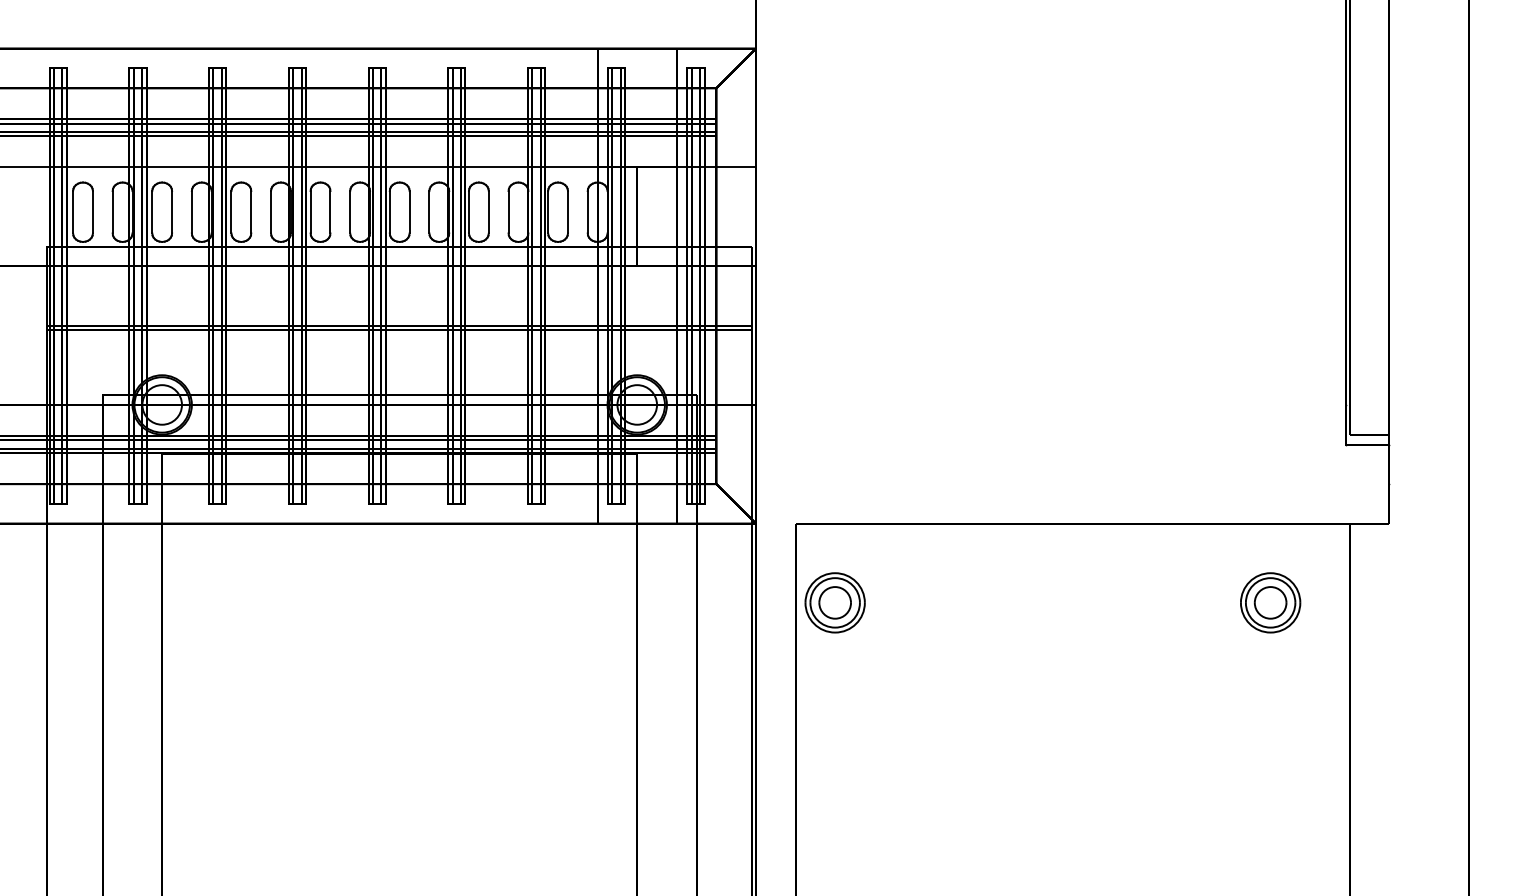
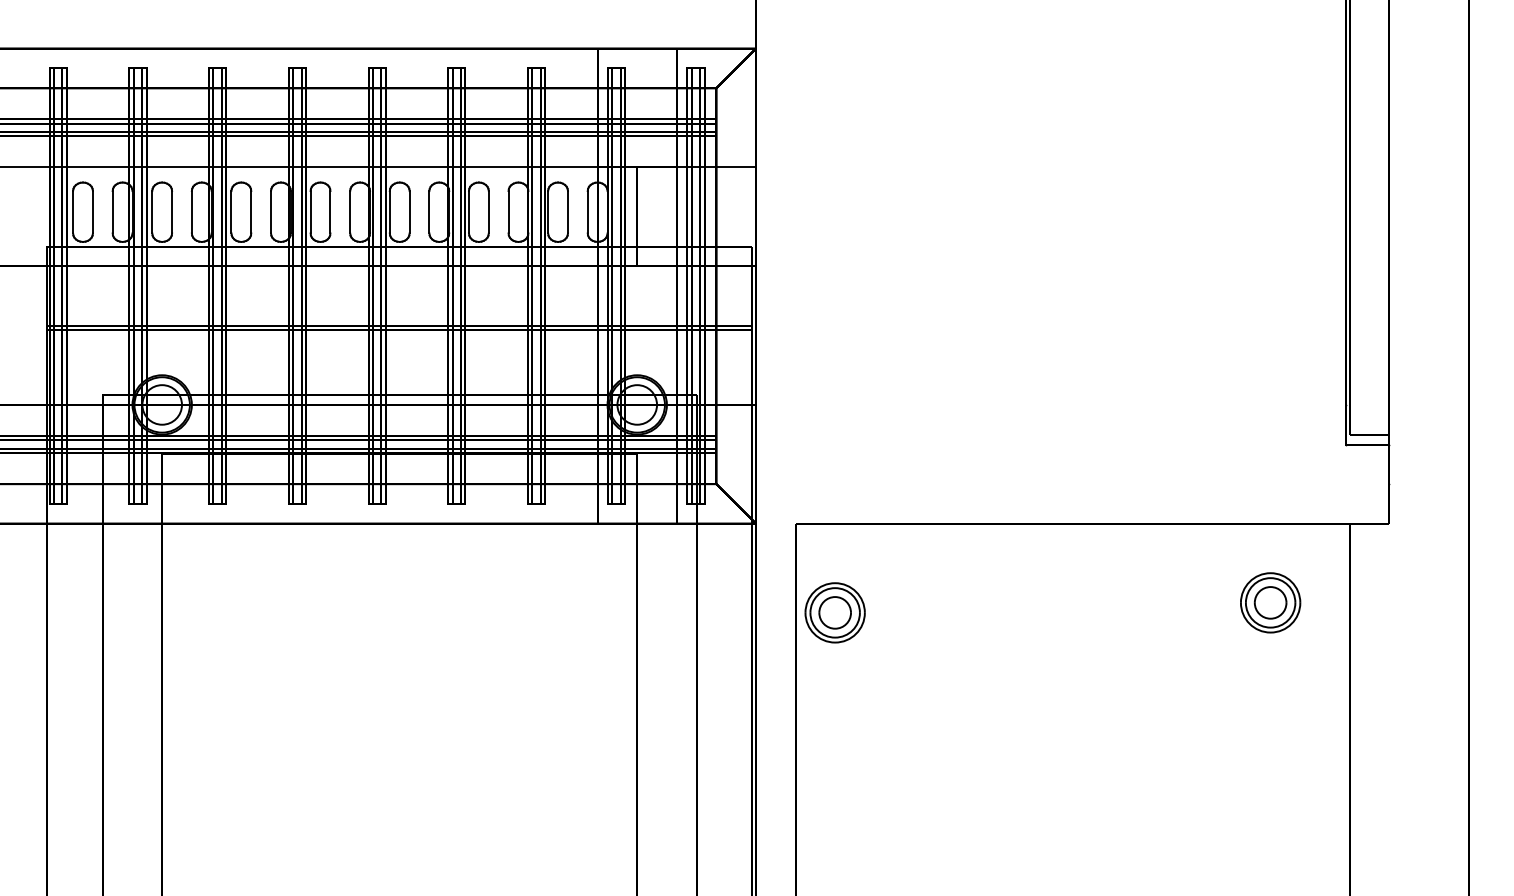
part position: (834, 602) -> (834, 612) (834, 612)
